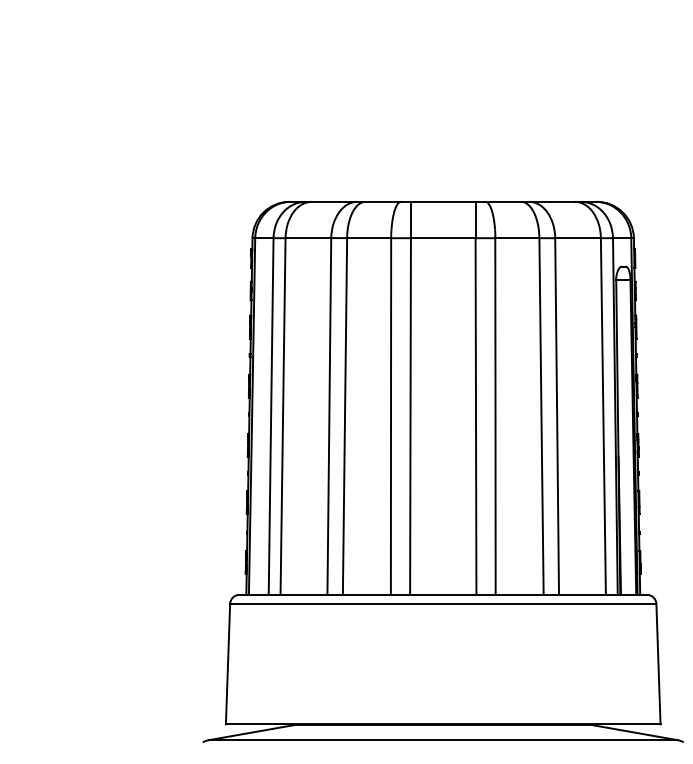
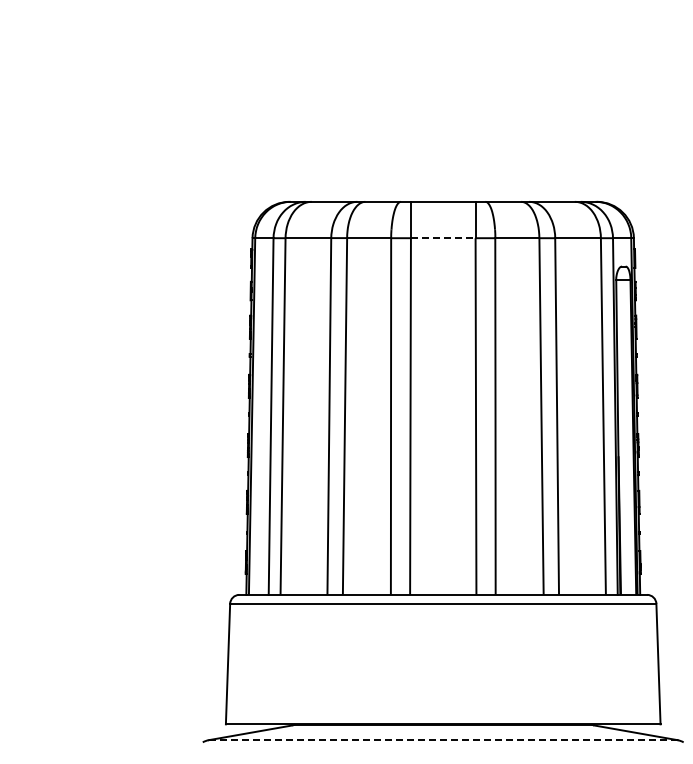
line: solid -> dashed (443, 238)
line: solid -> dashed (443, 740)
